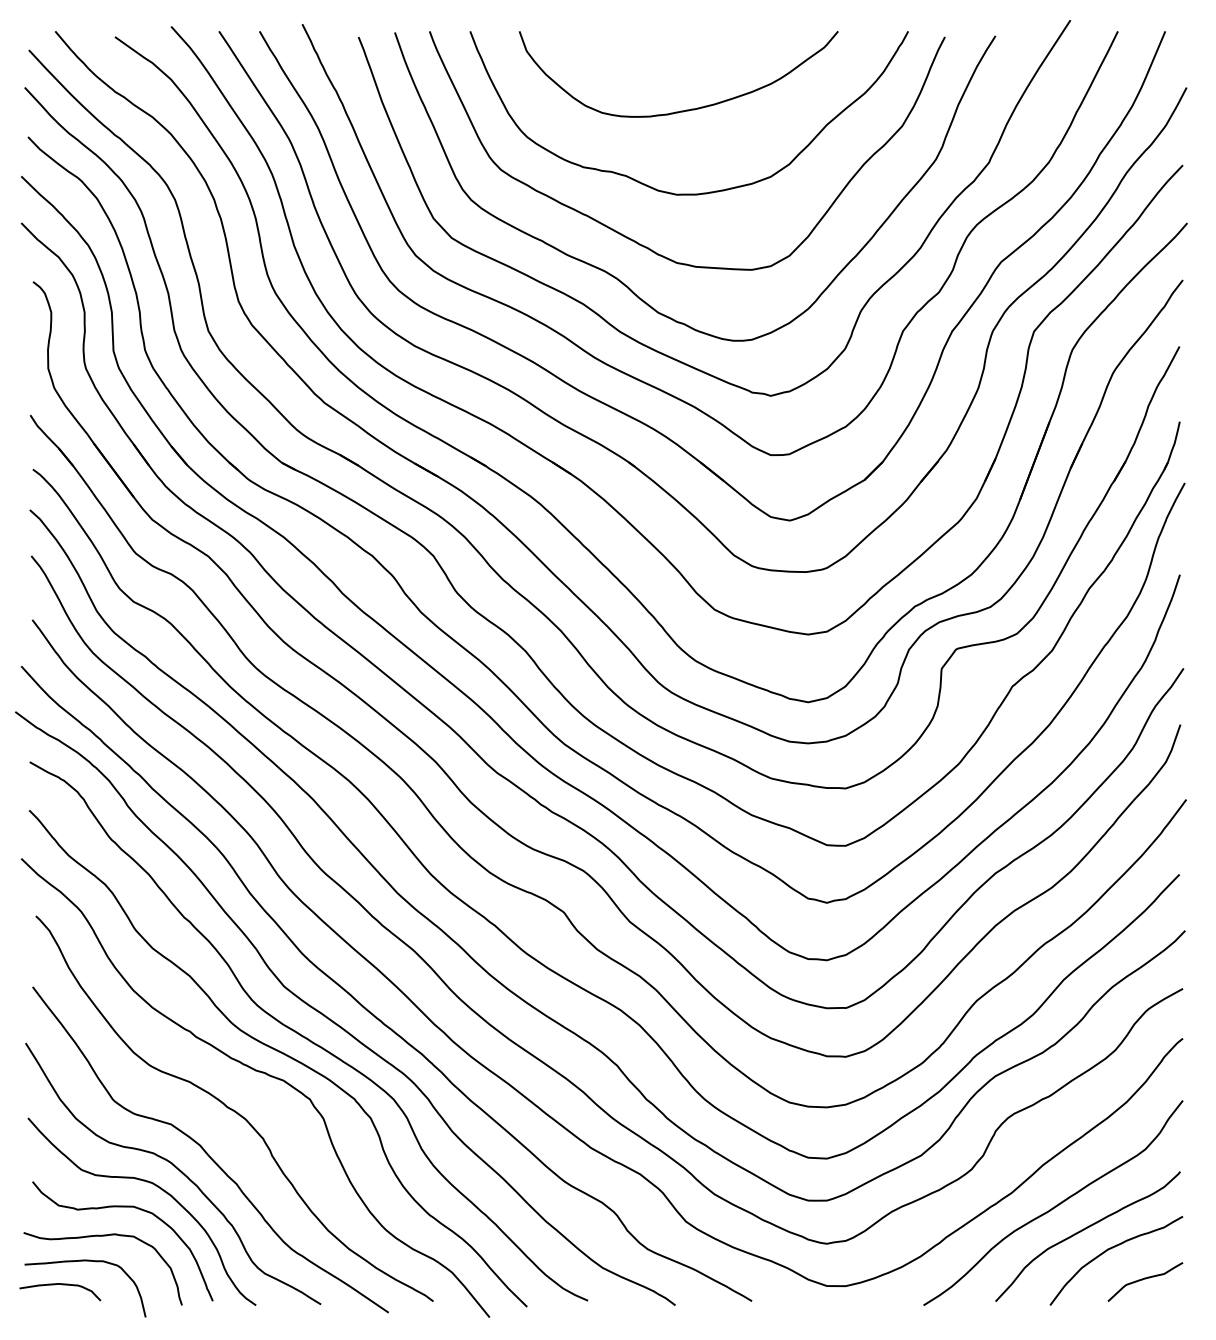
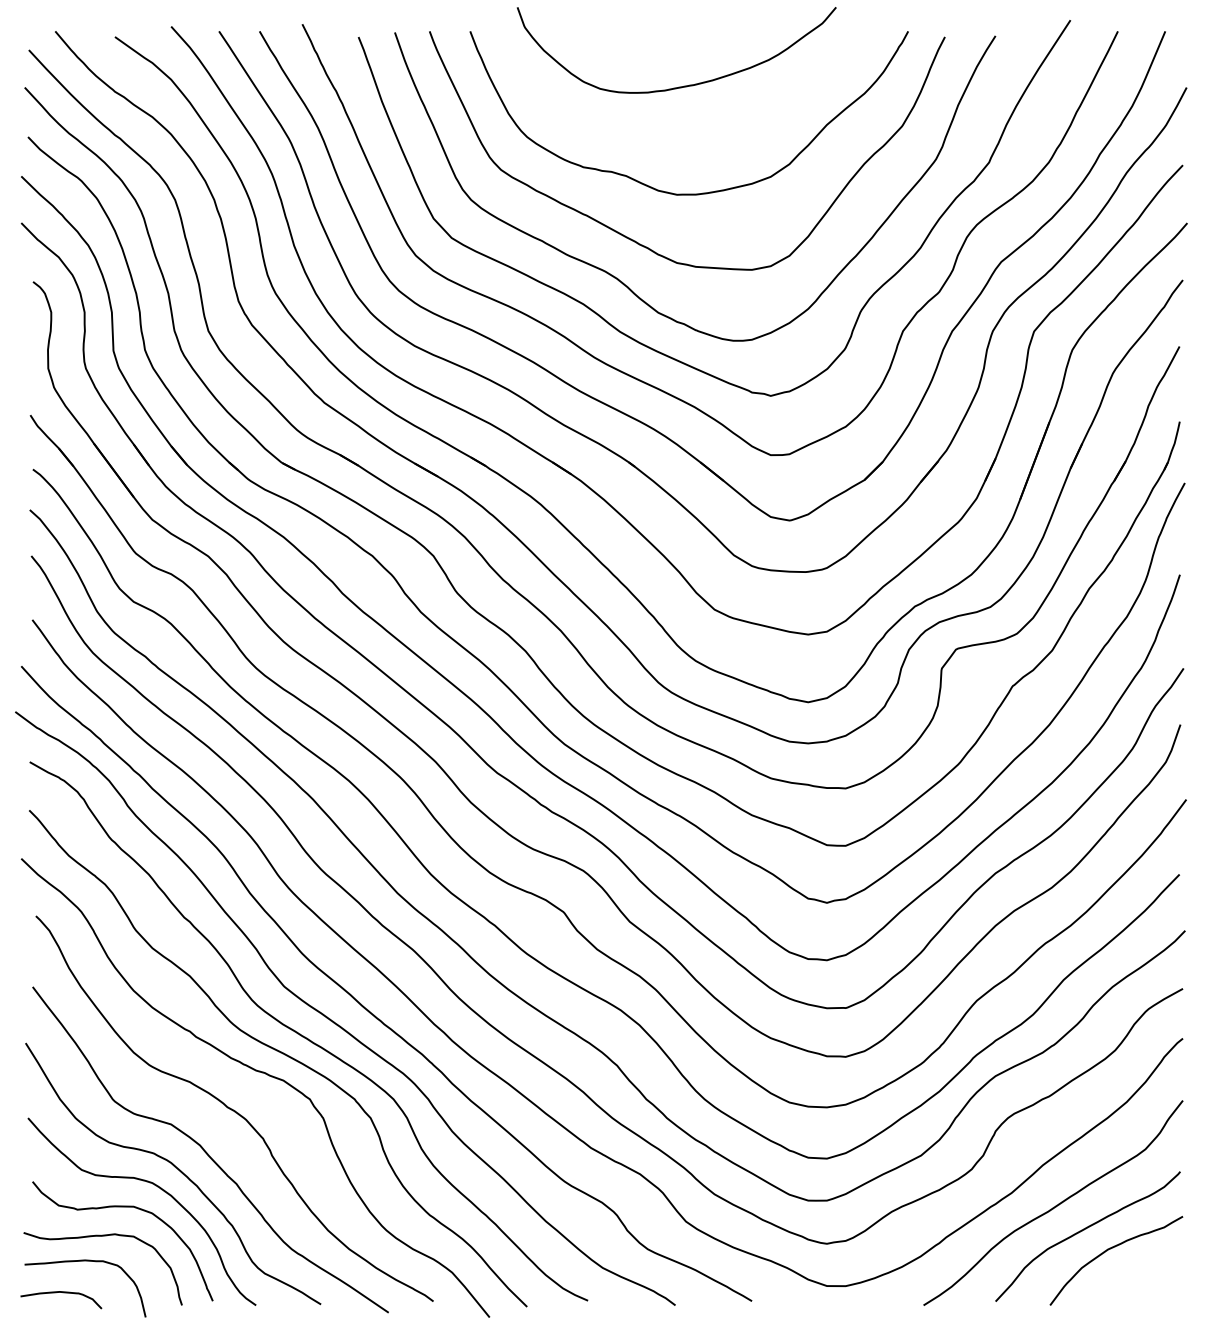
curve position: (686, 109) -> (684, 85) (684, 85)
curve: present -> none (1145, 1279)
curve position: (62, 1285) -> (63, 1293) (63, 1293)
